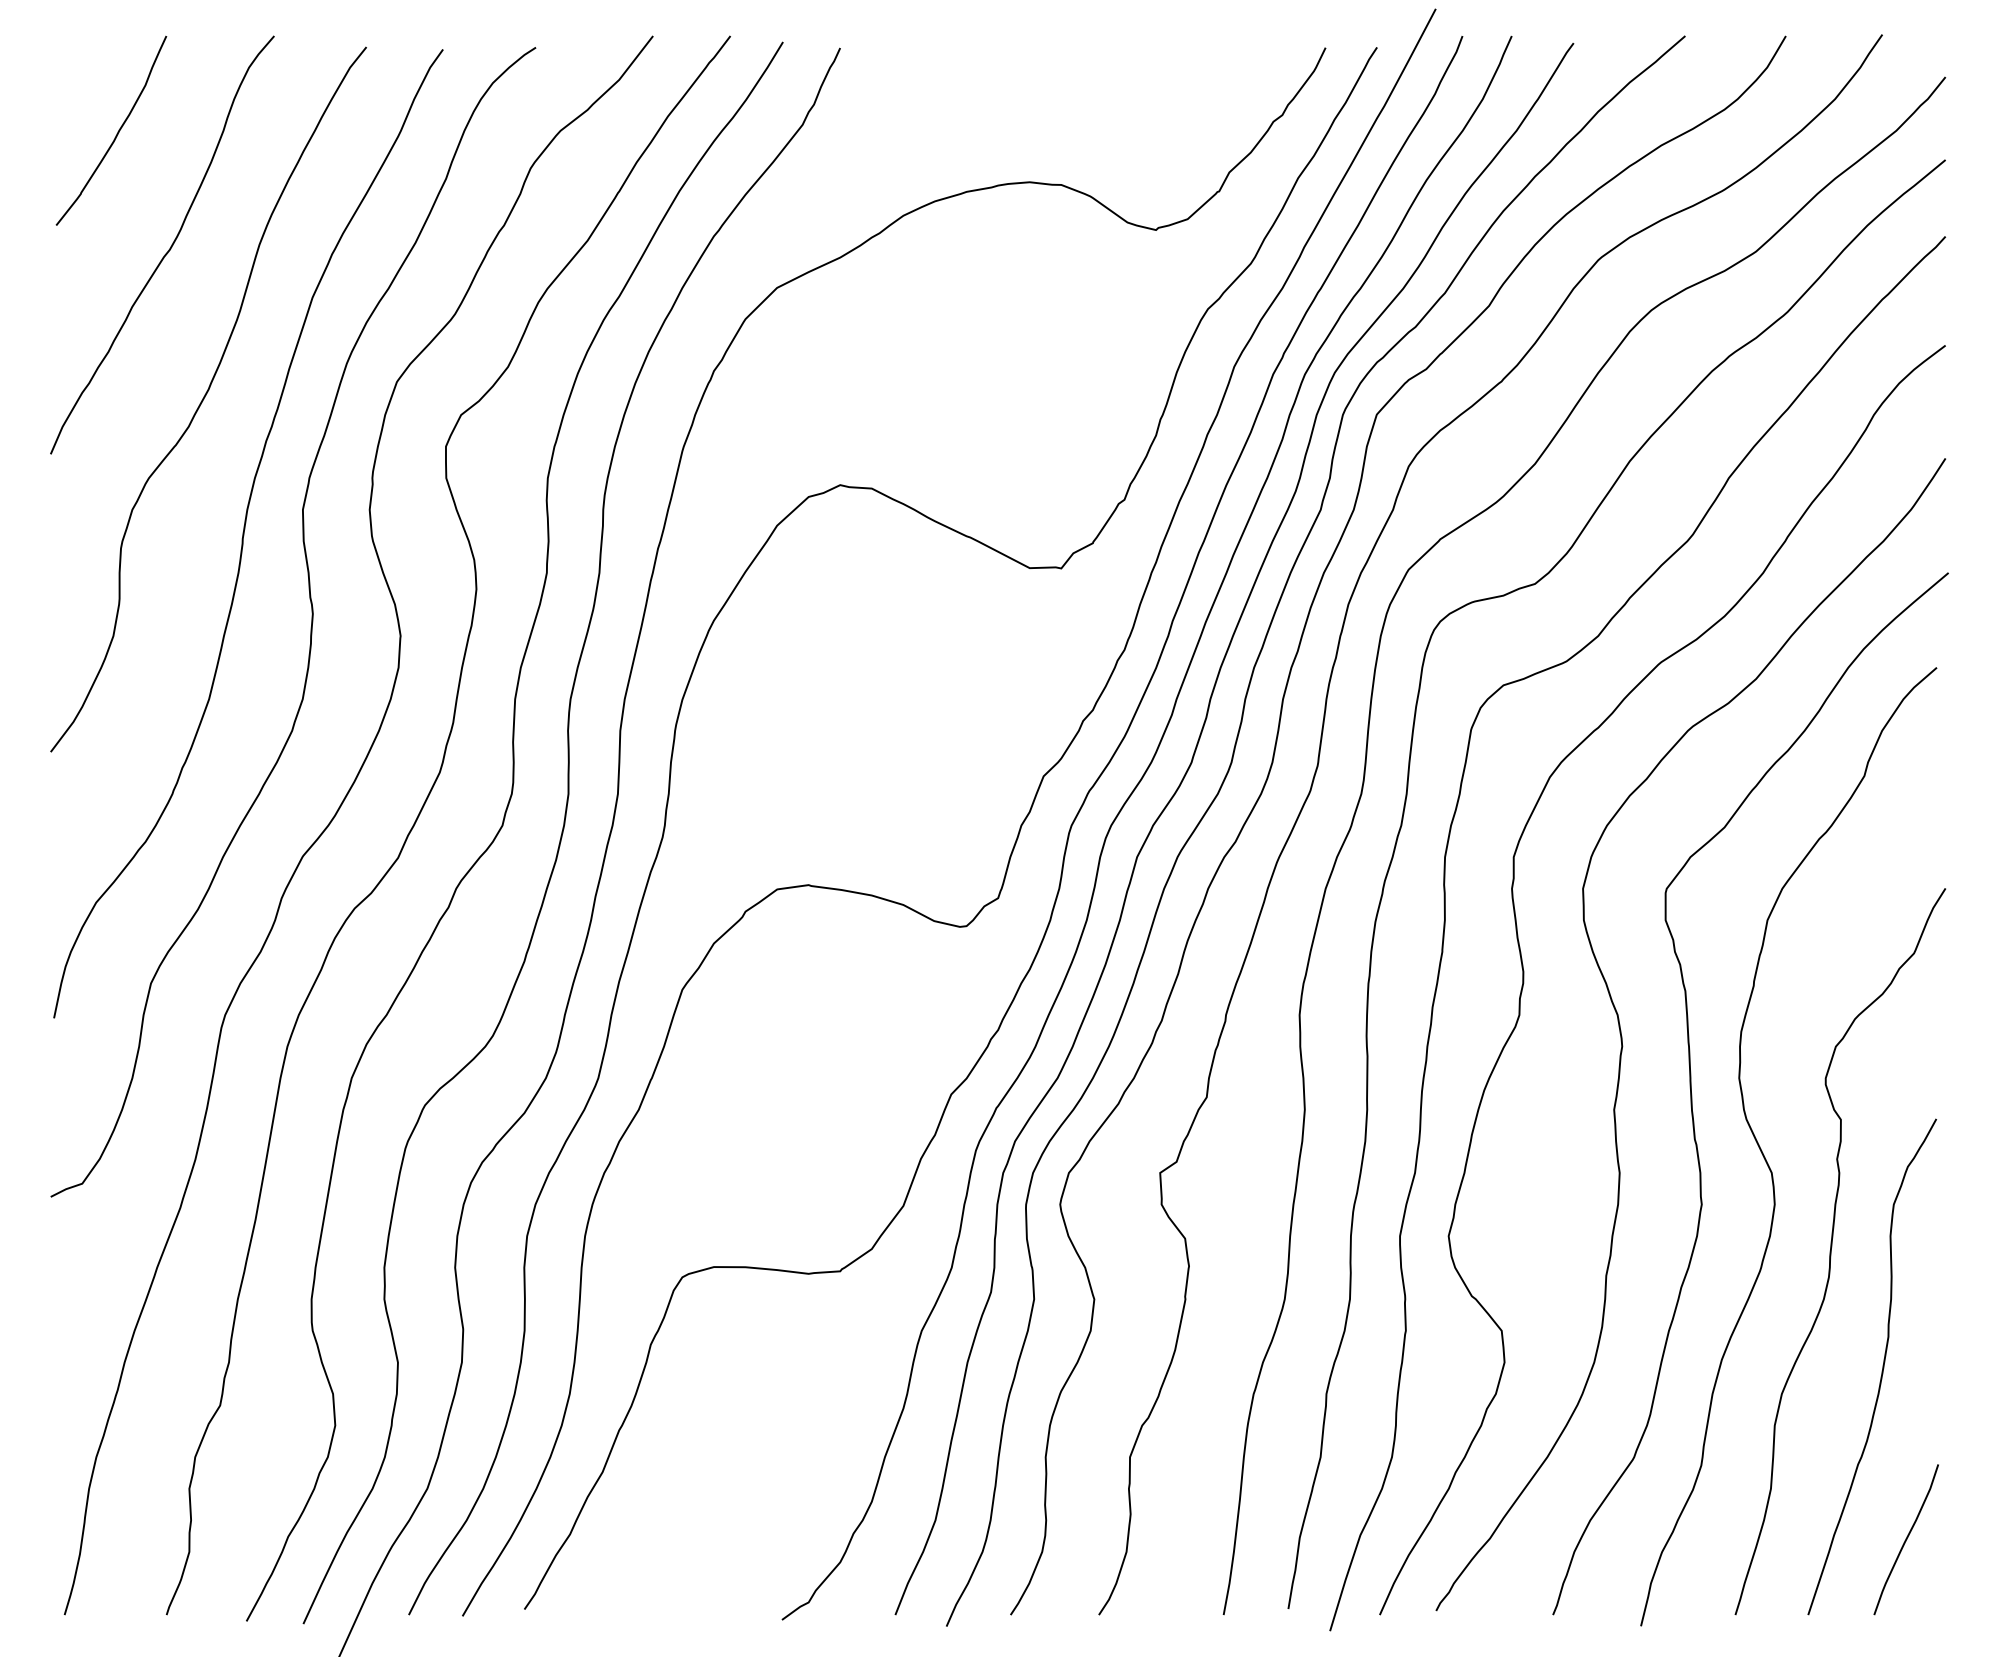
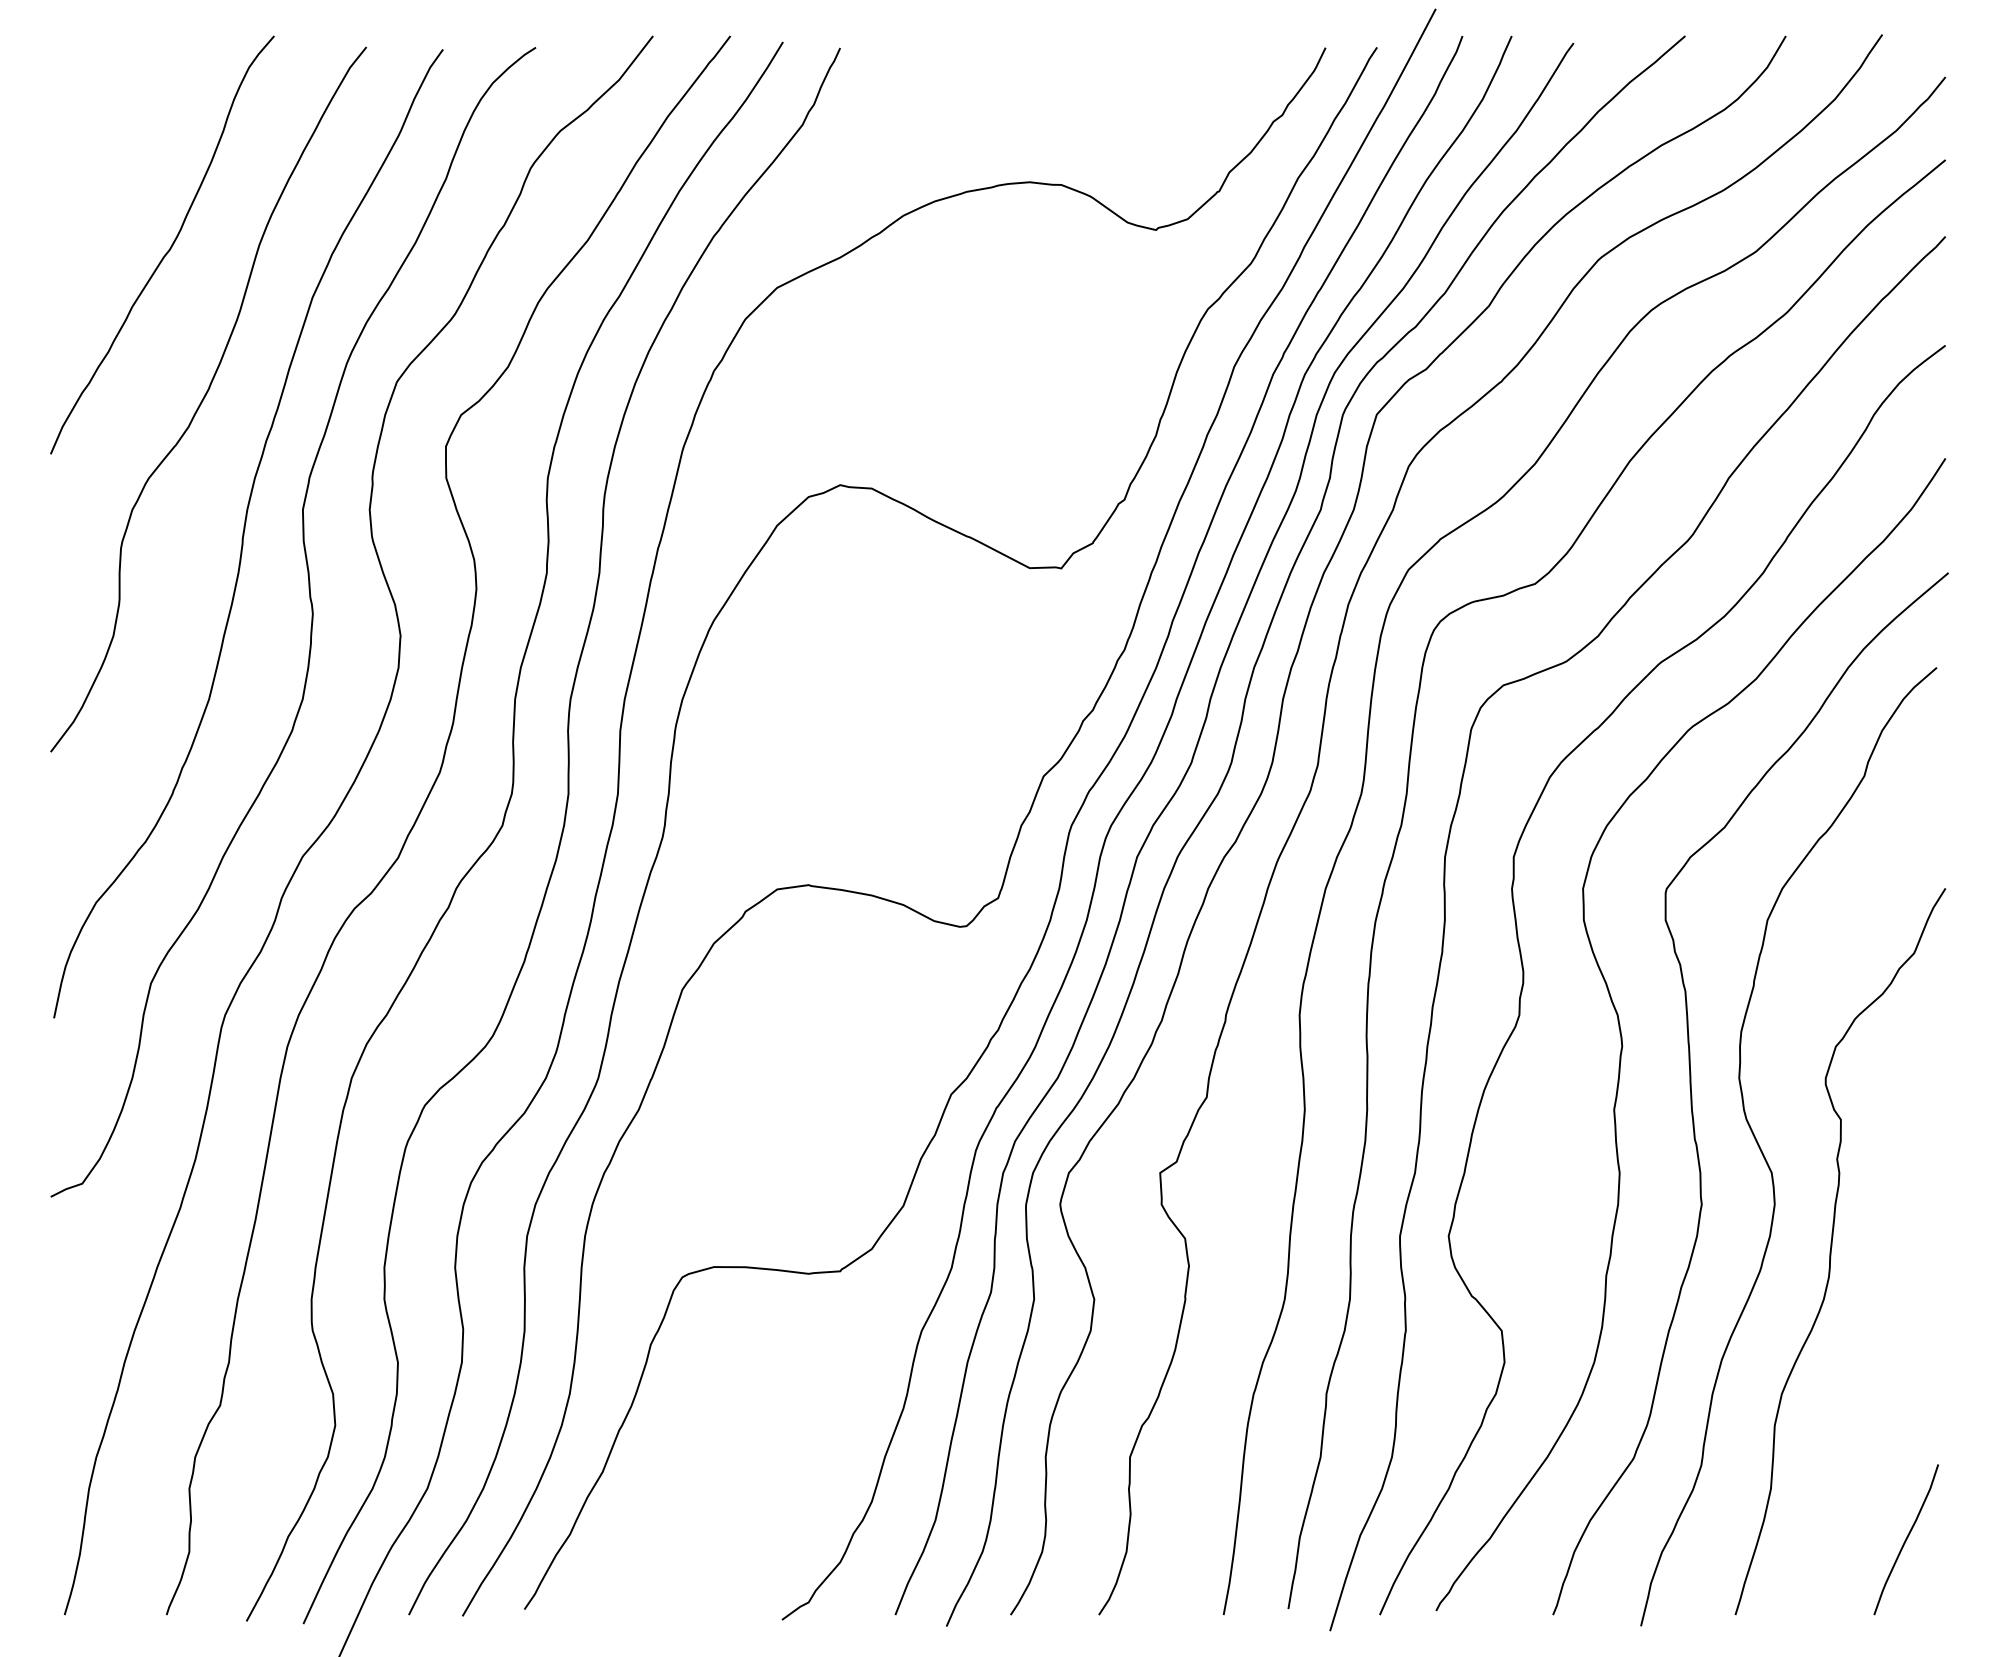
curve: present -> none (116, 133)
curve: present -> none (1882, 1366)
